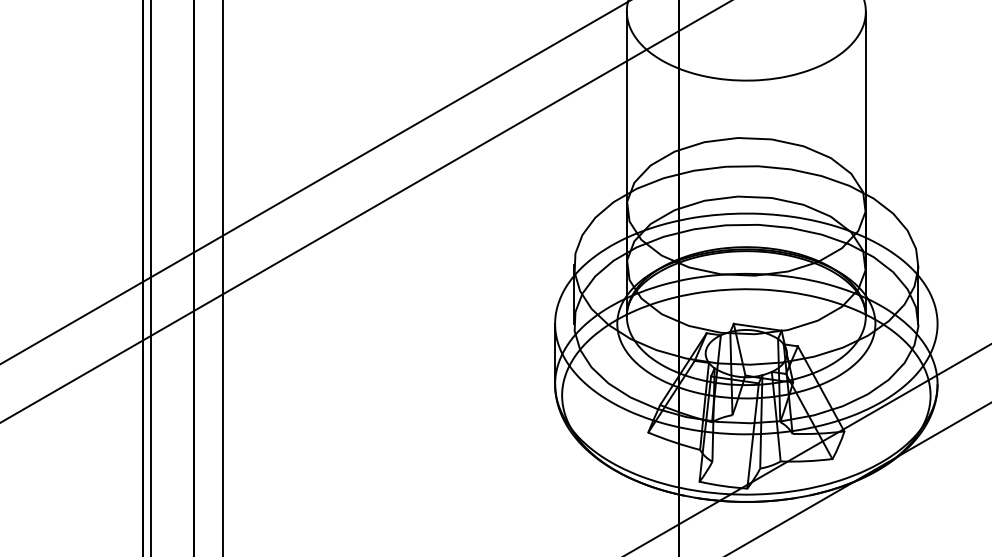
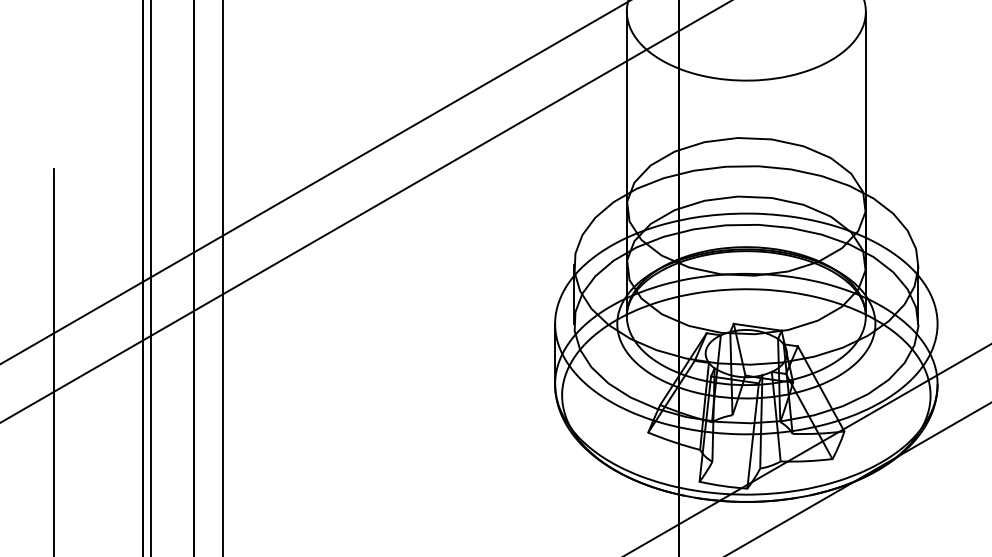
line: none -> present (54, 360)
